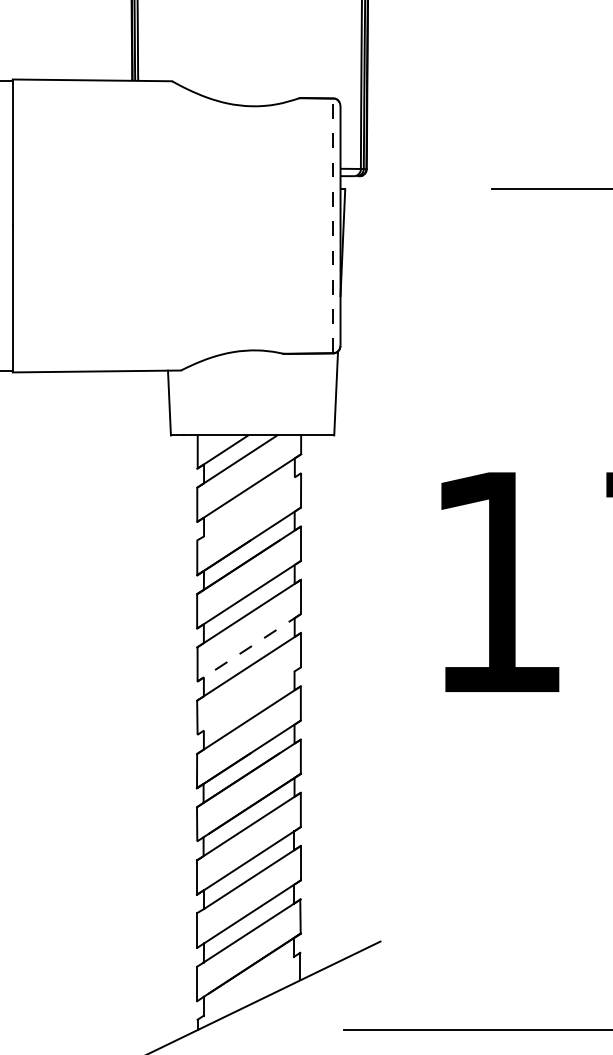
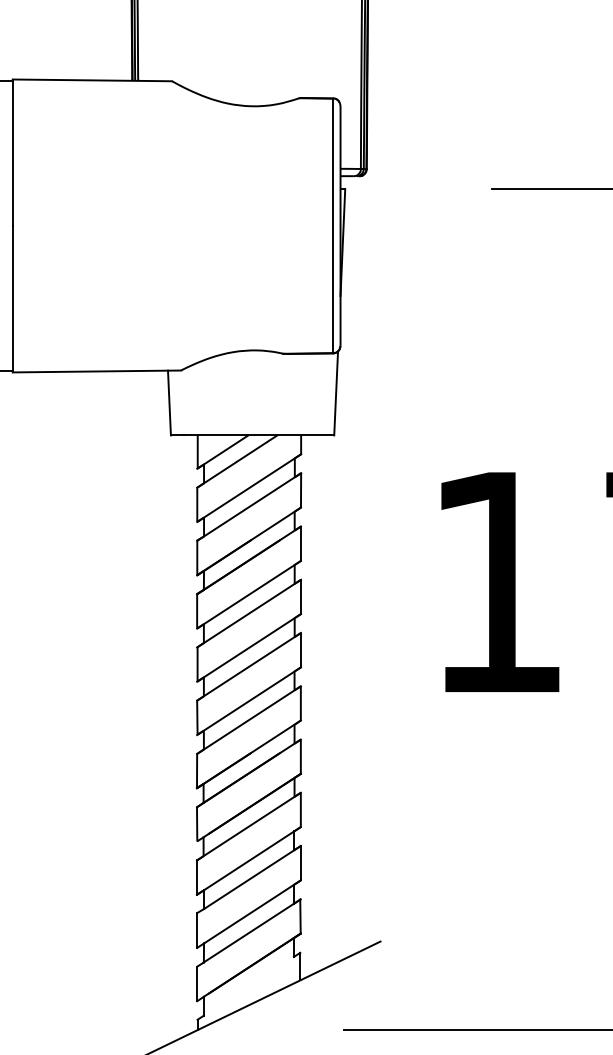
line: dashed -> solid (333, 225)
line: none -> present (249, 506)
line: dashed -> solid (249, 647)
line: none -> present (248, 701)
